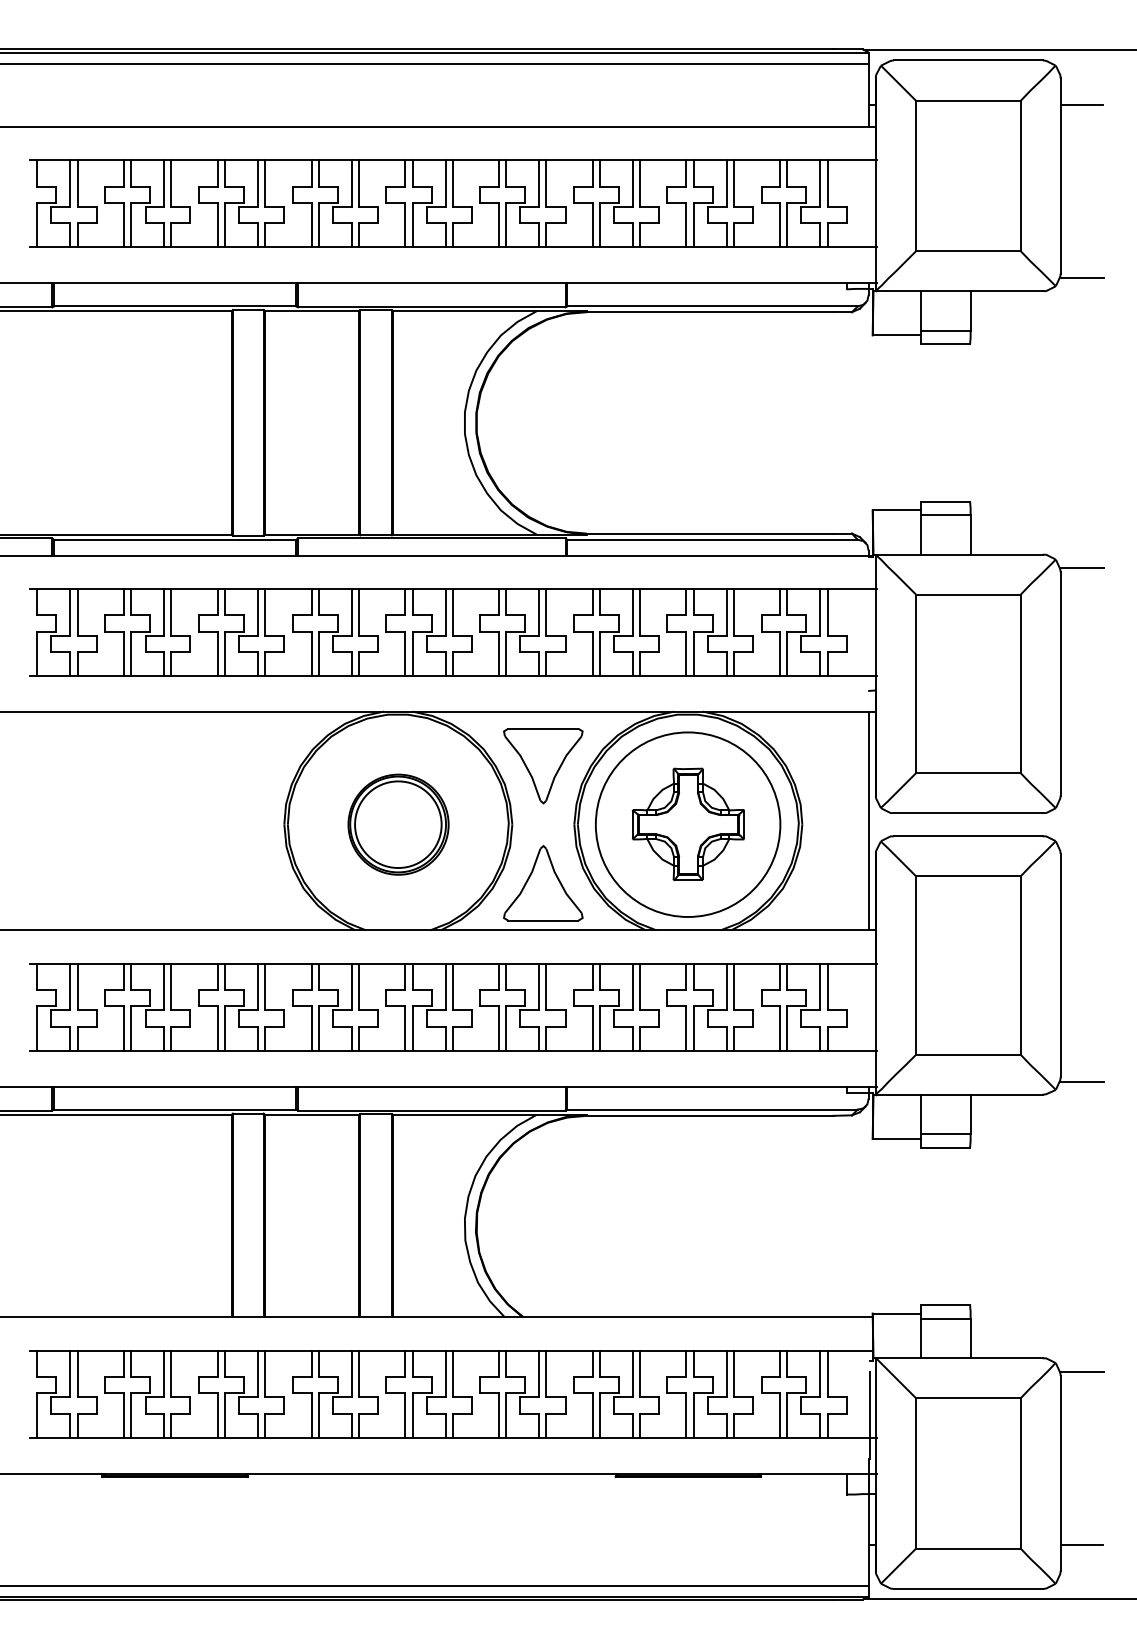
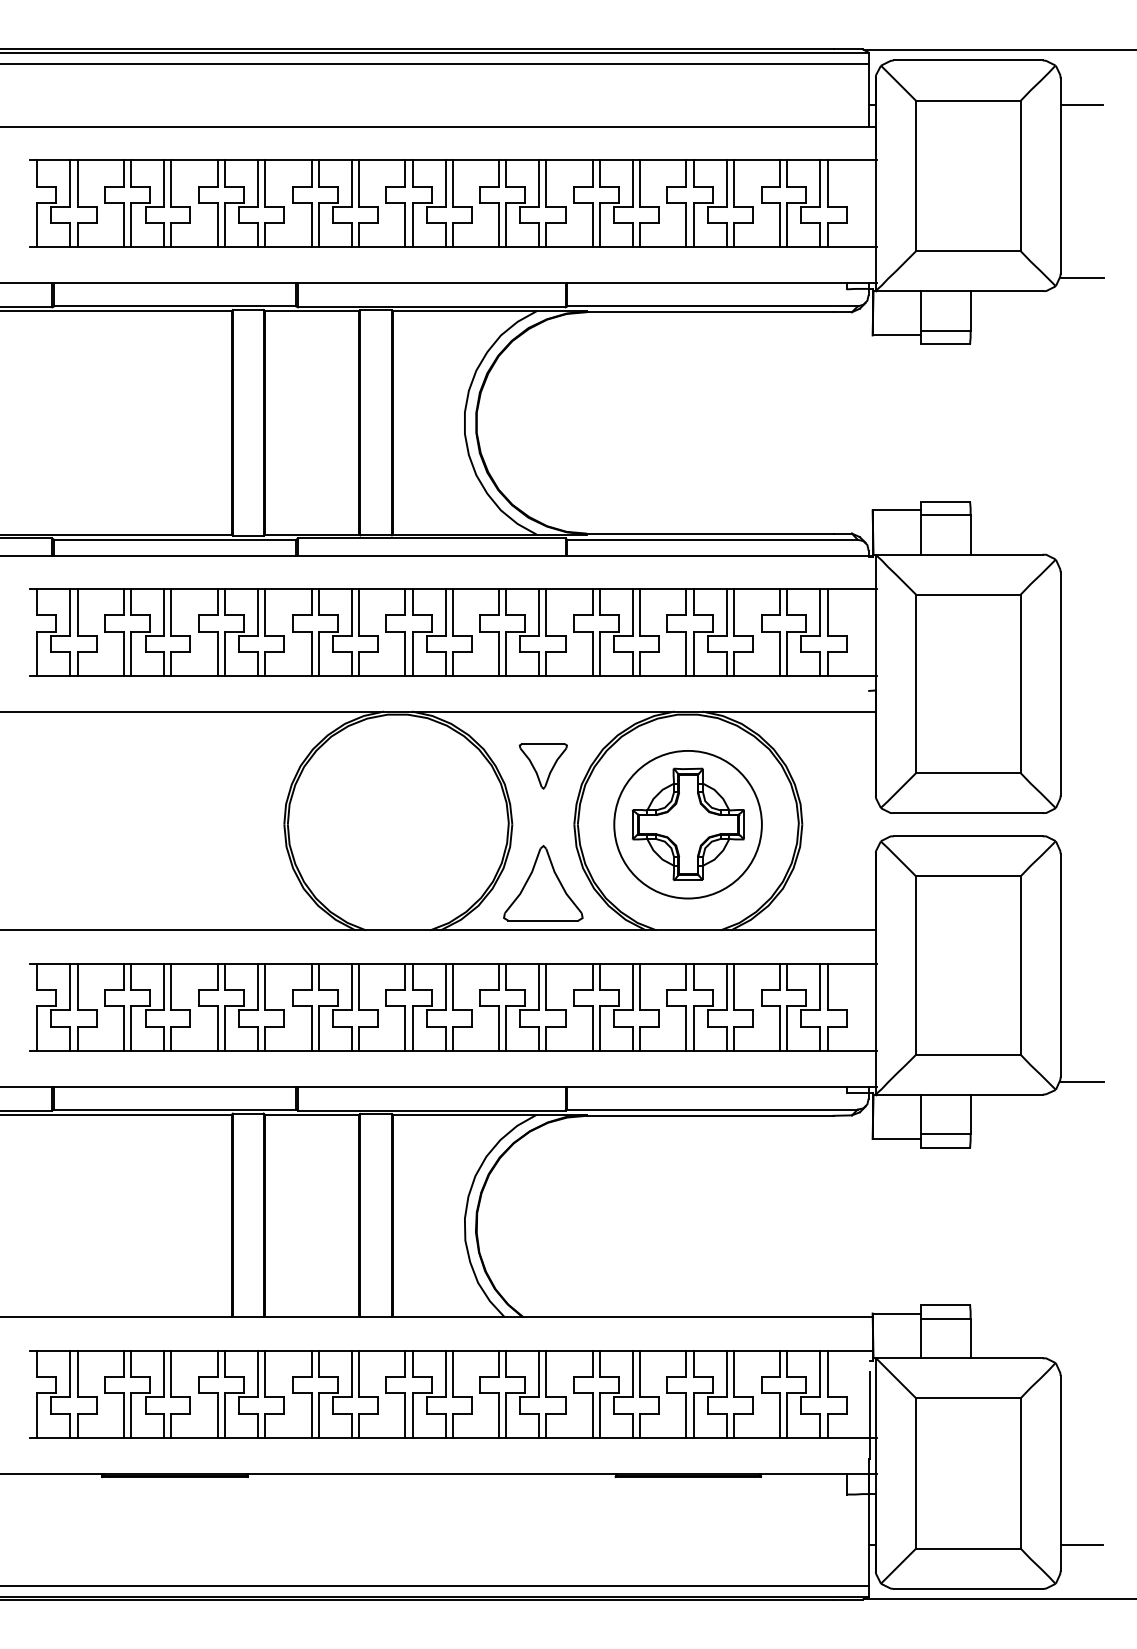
line: present -> none (1081, 567)
part size: 81x77 px -> 50x47 px (542, 766)
line: present -> none (868, 820)
part: present -> none (398, 824)
circle diameter: 185 px -> 148 px (687, 824)
line: present -> none (1081, 1371)
